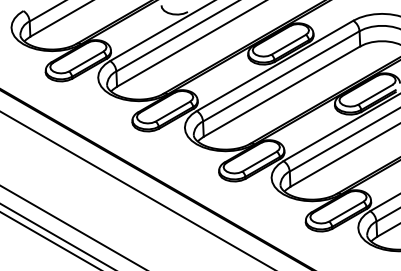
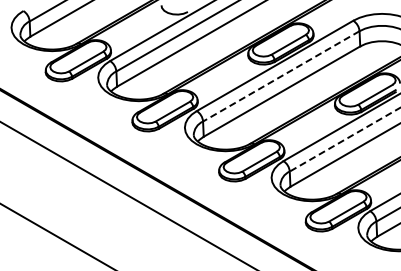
line: solid -> dashed (280, 76)
line: solid -> dashed (345, 139)
line position: (136, 189) -> (127, 195) (127, 195)
line: present -> none (72, 226)
line: present -> none (49, 240)
